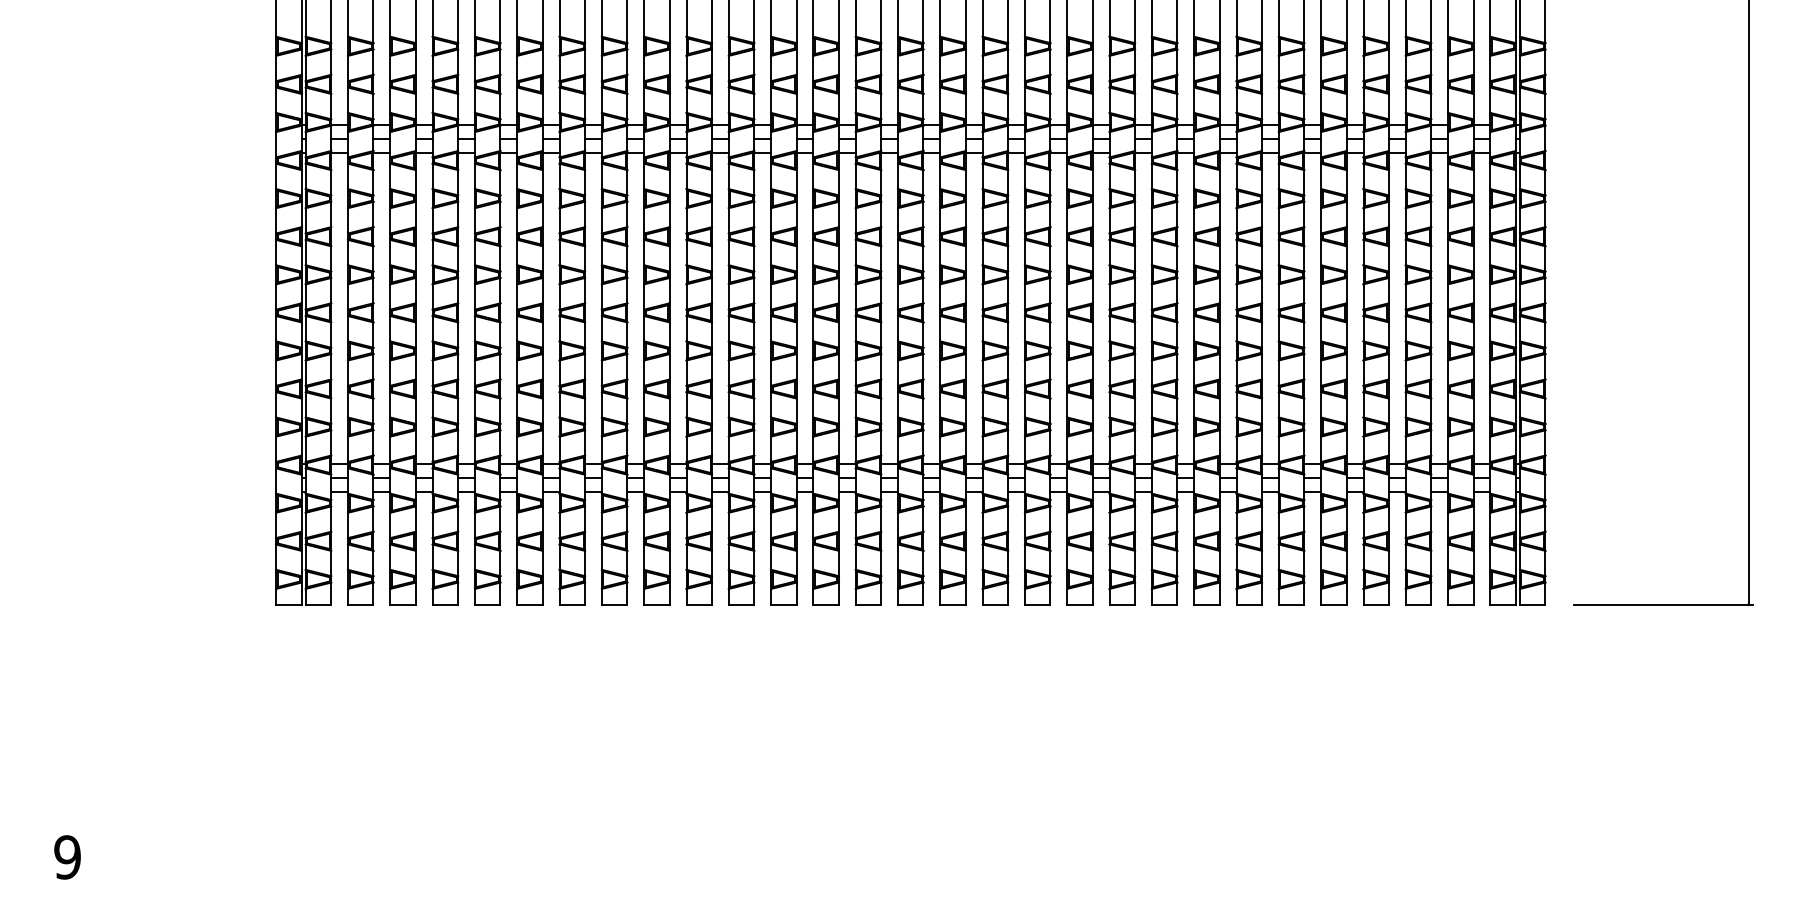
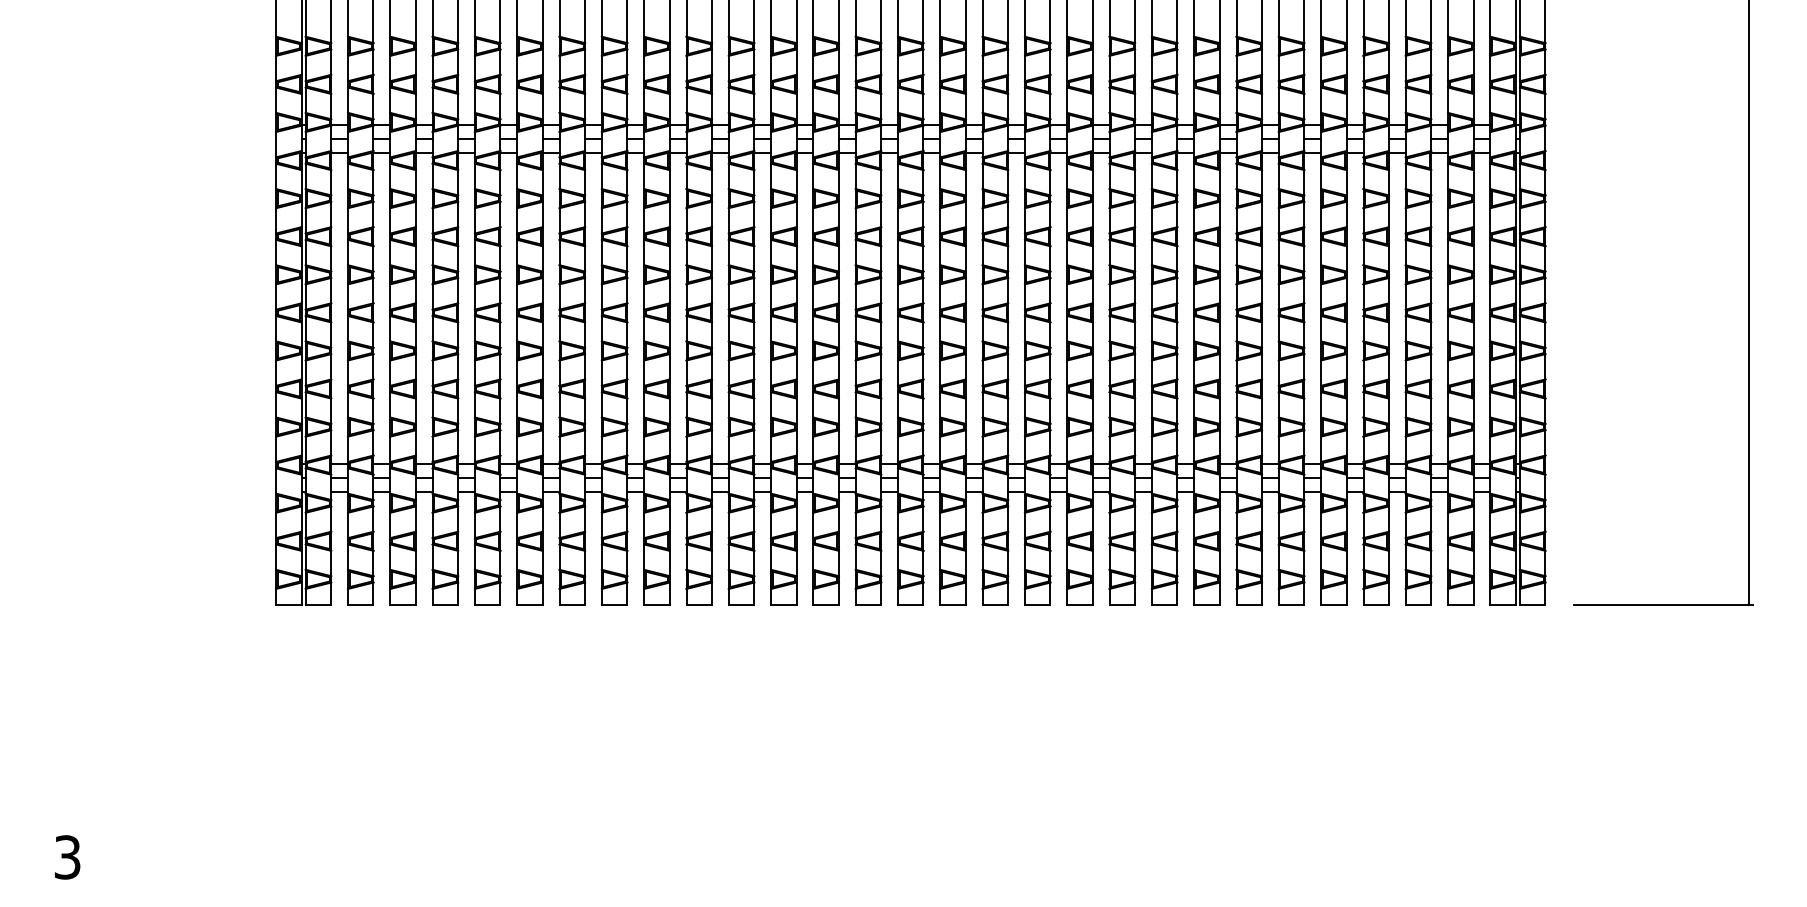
text: 9 -> 3 (67, 857)
